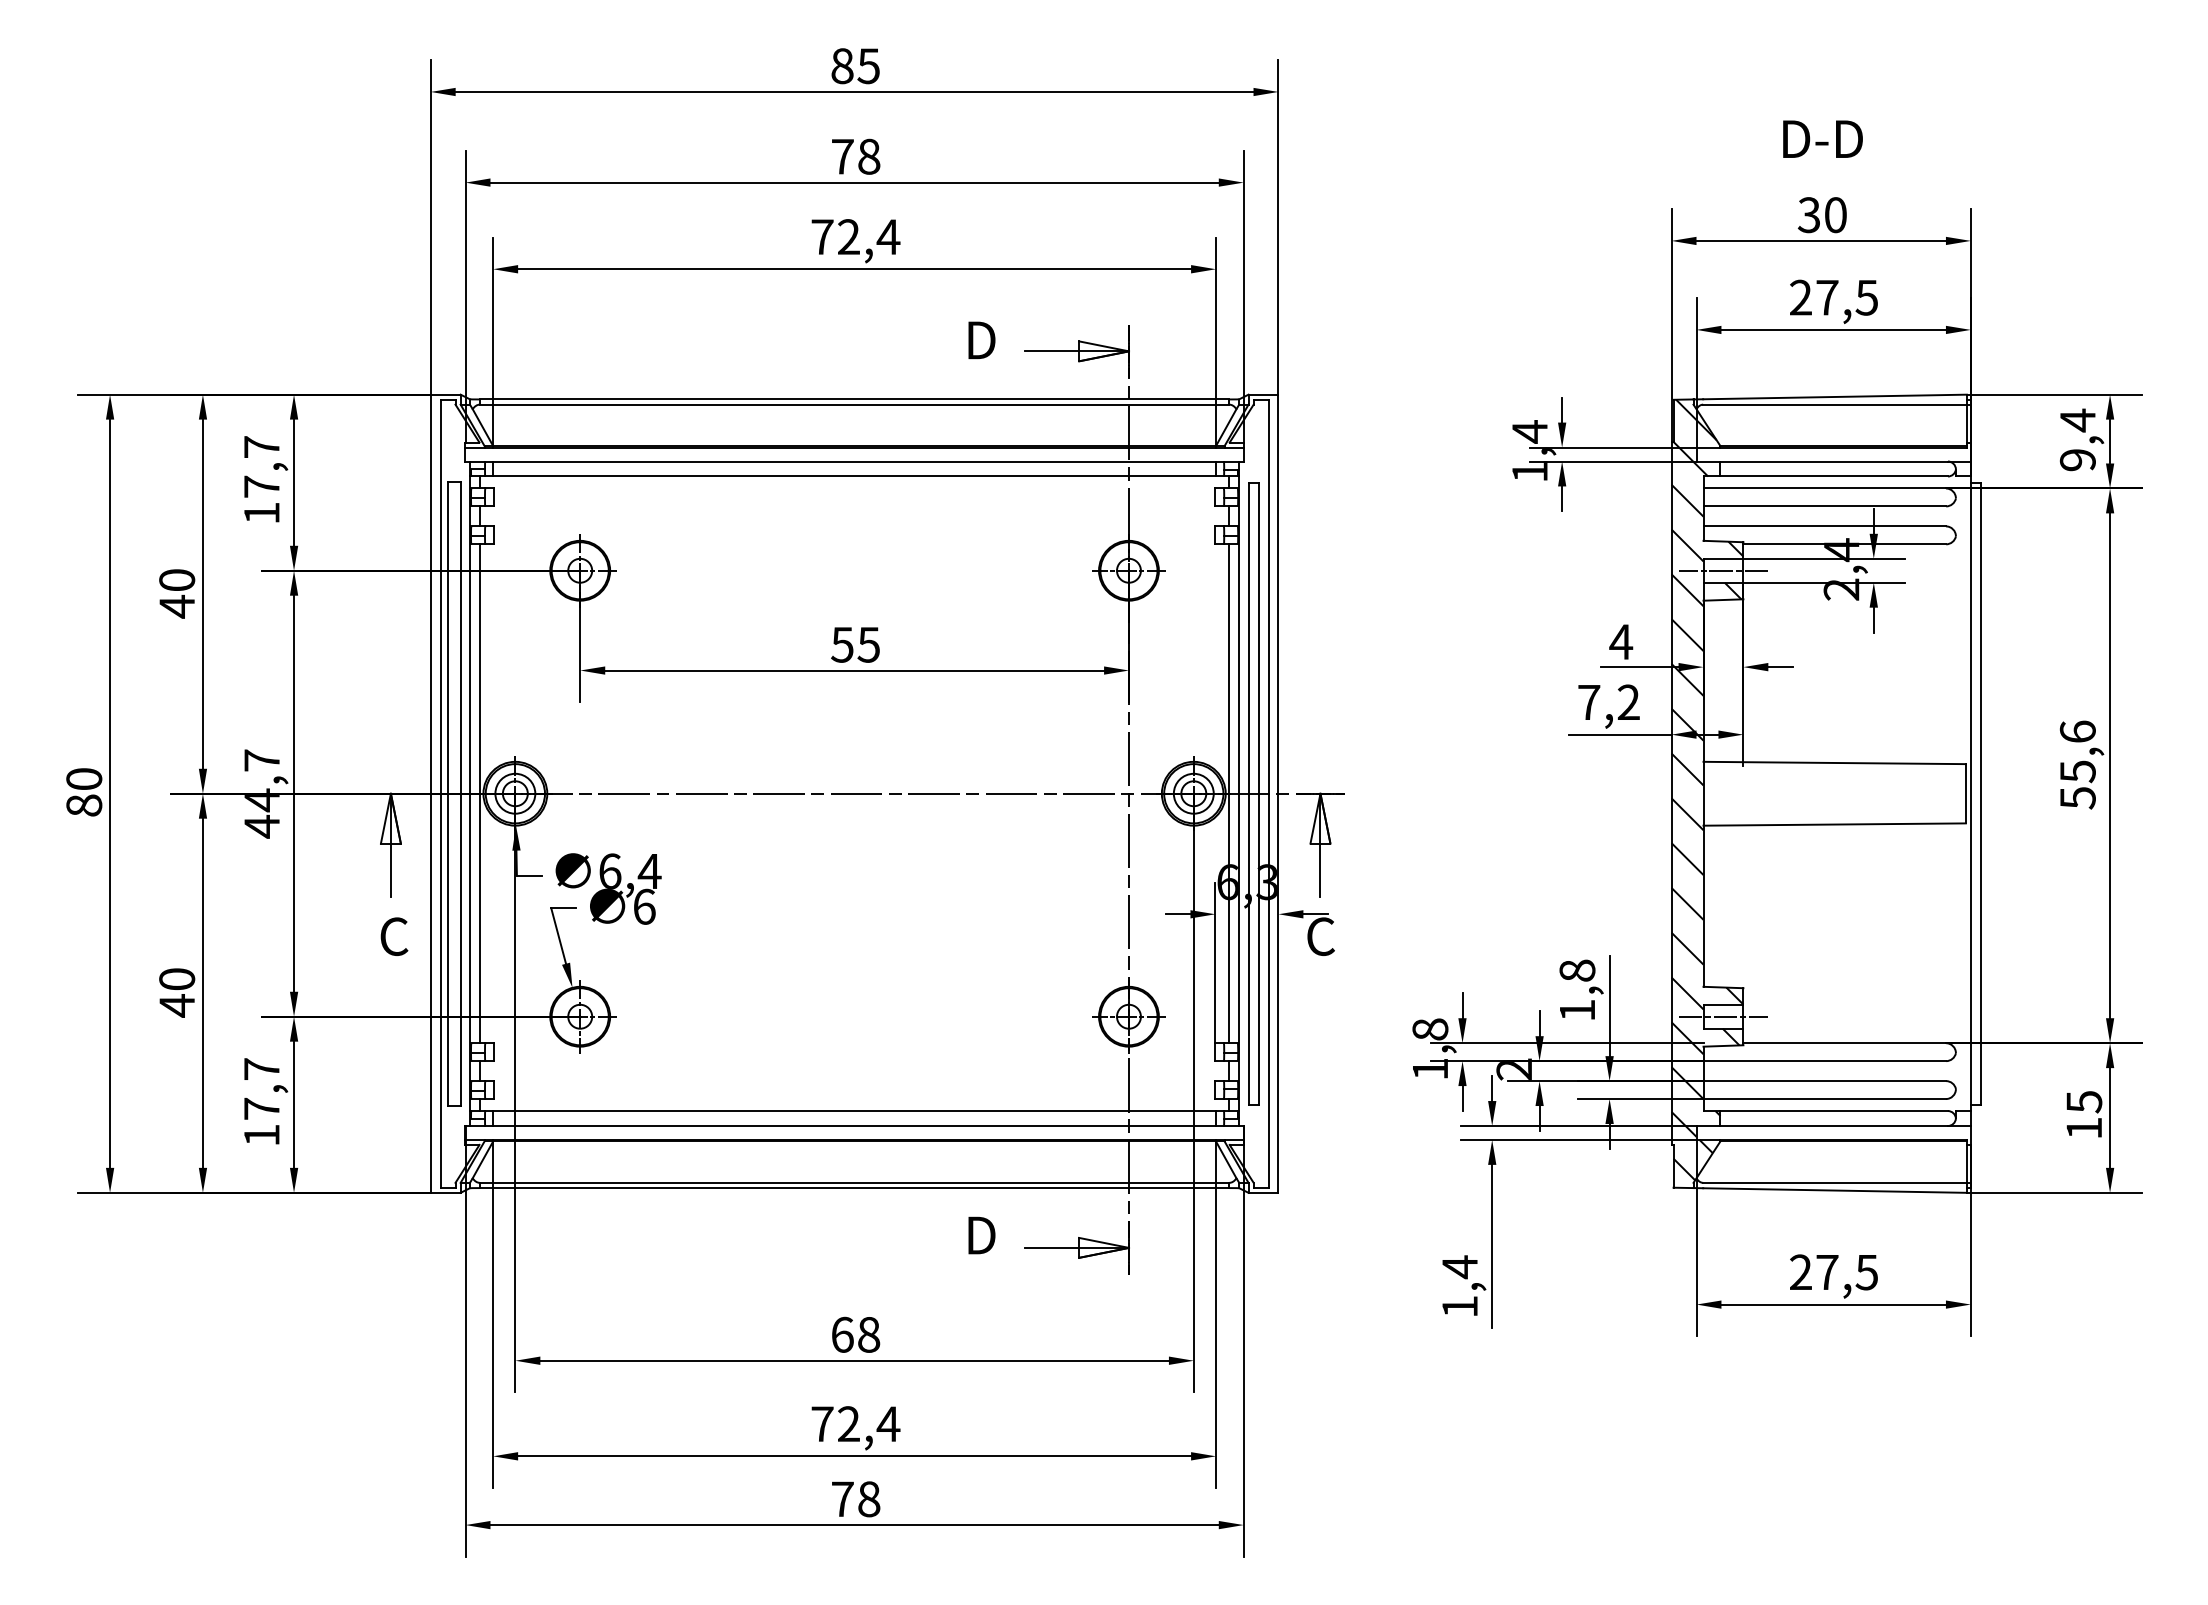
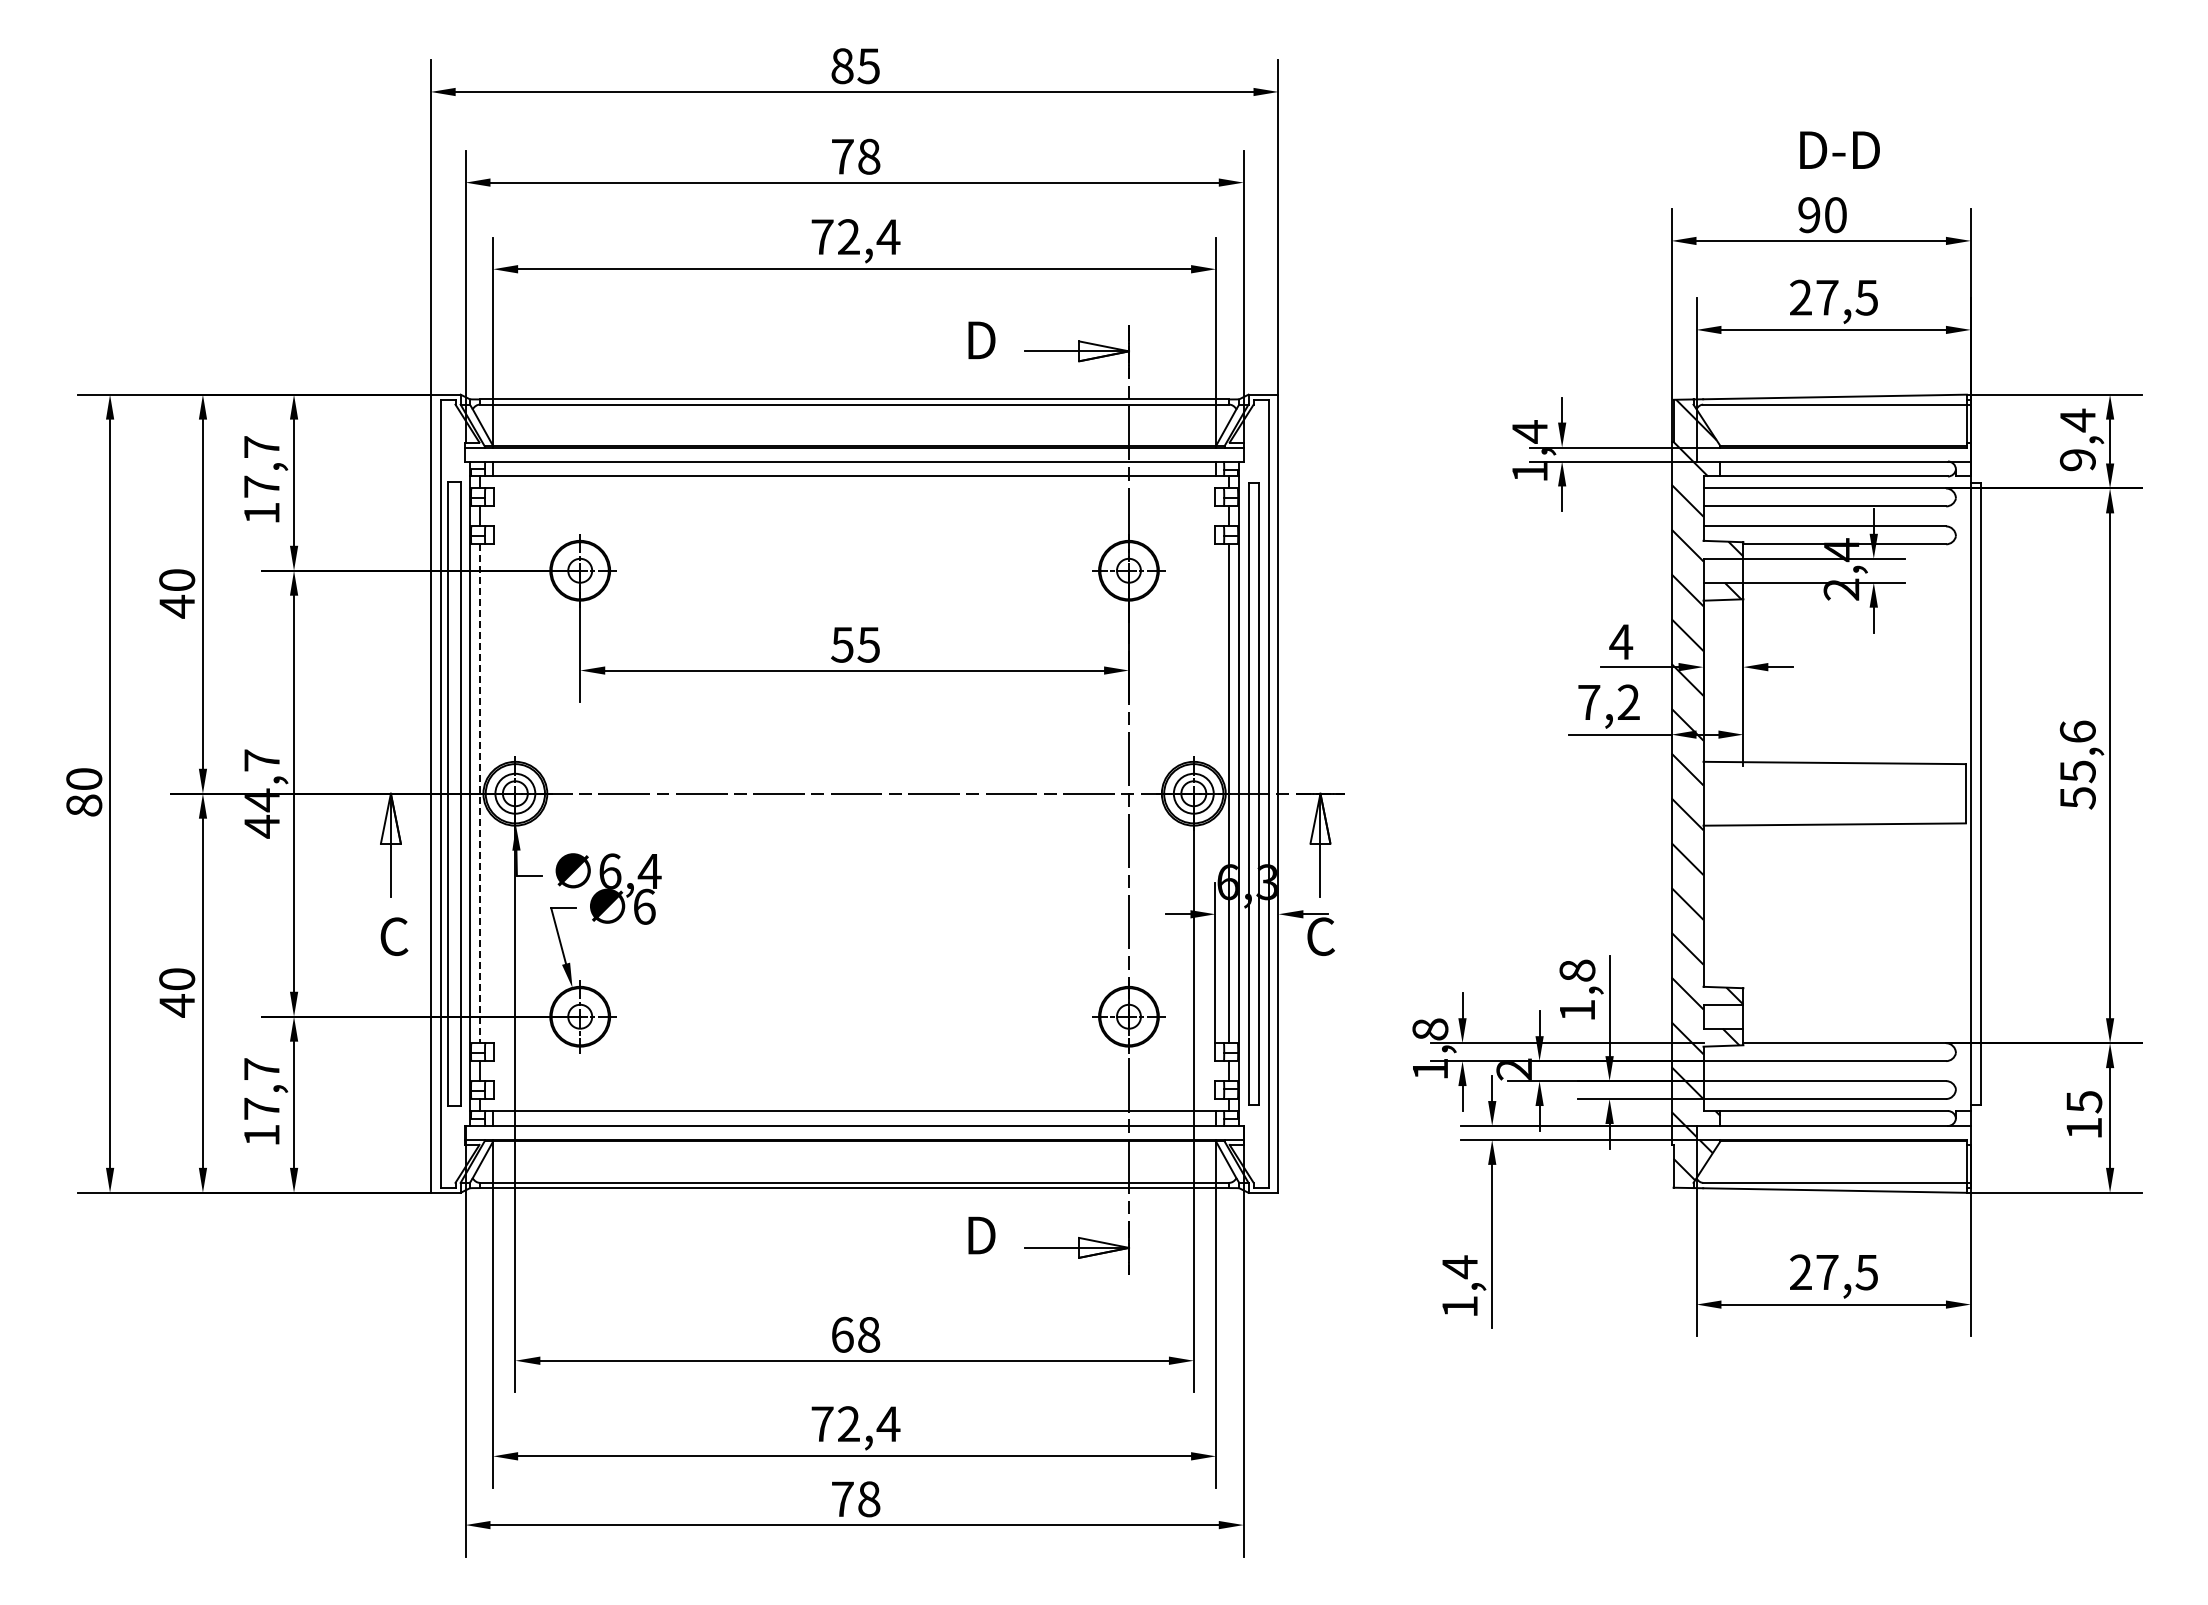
text position: (1822, 138) -> (1839, 149) (1839, 149)
text: 30 -> 90 (1808, 215)
line: present -> none (1723, 570)
line: solid -> dashed (479, 794)
line: present -> none (1723, 1016)
